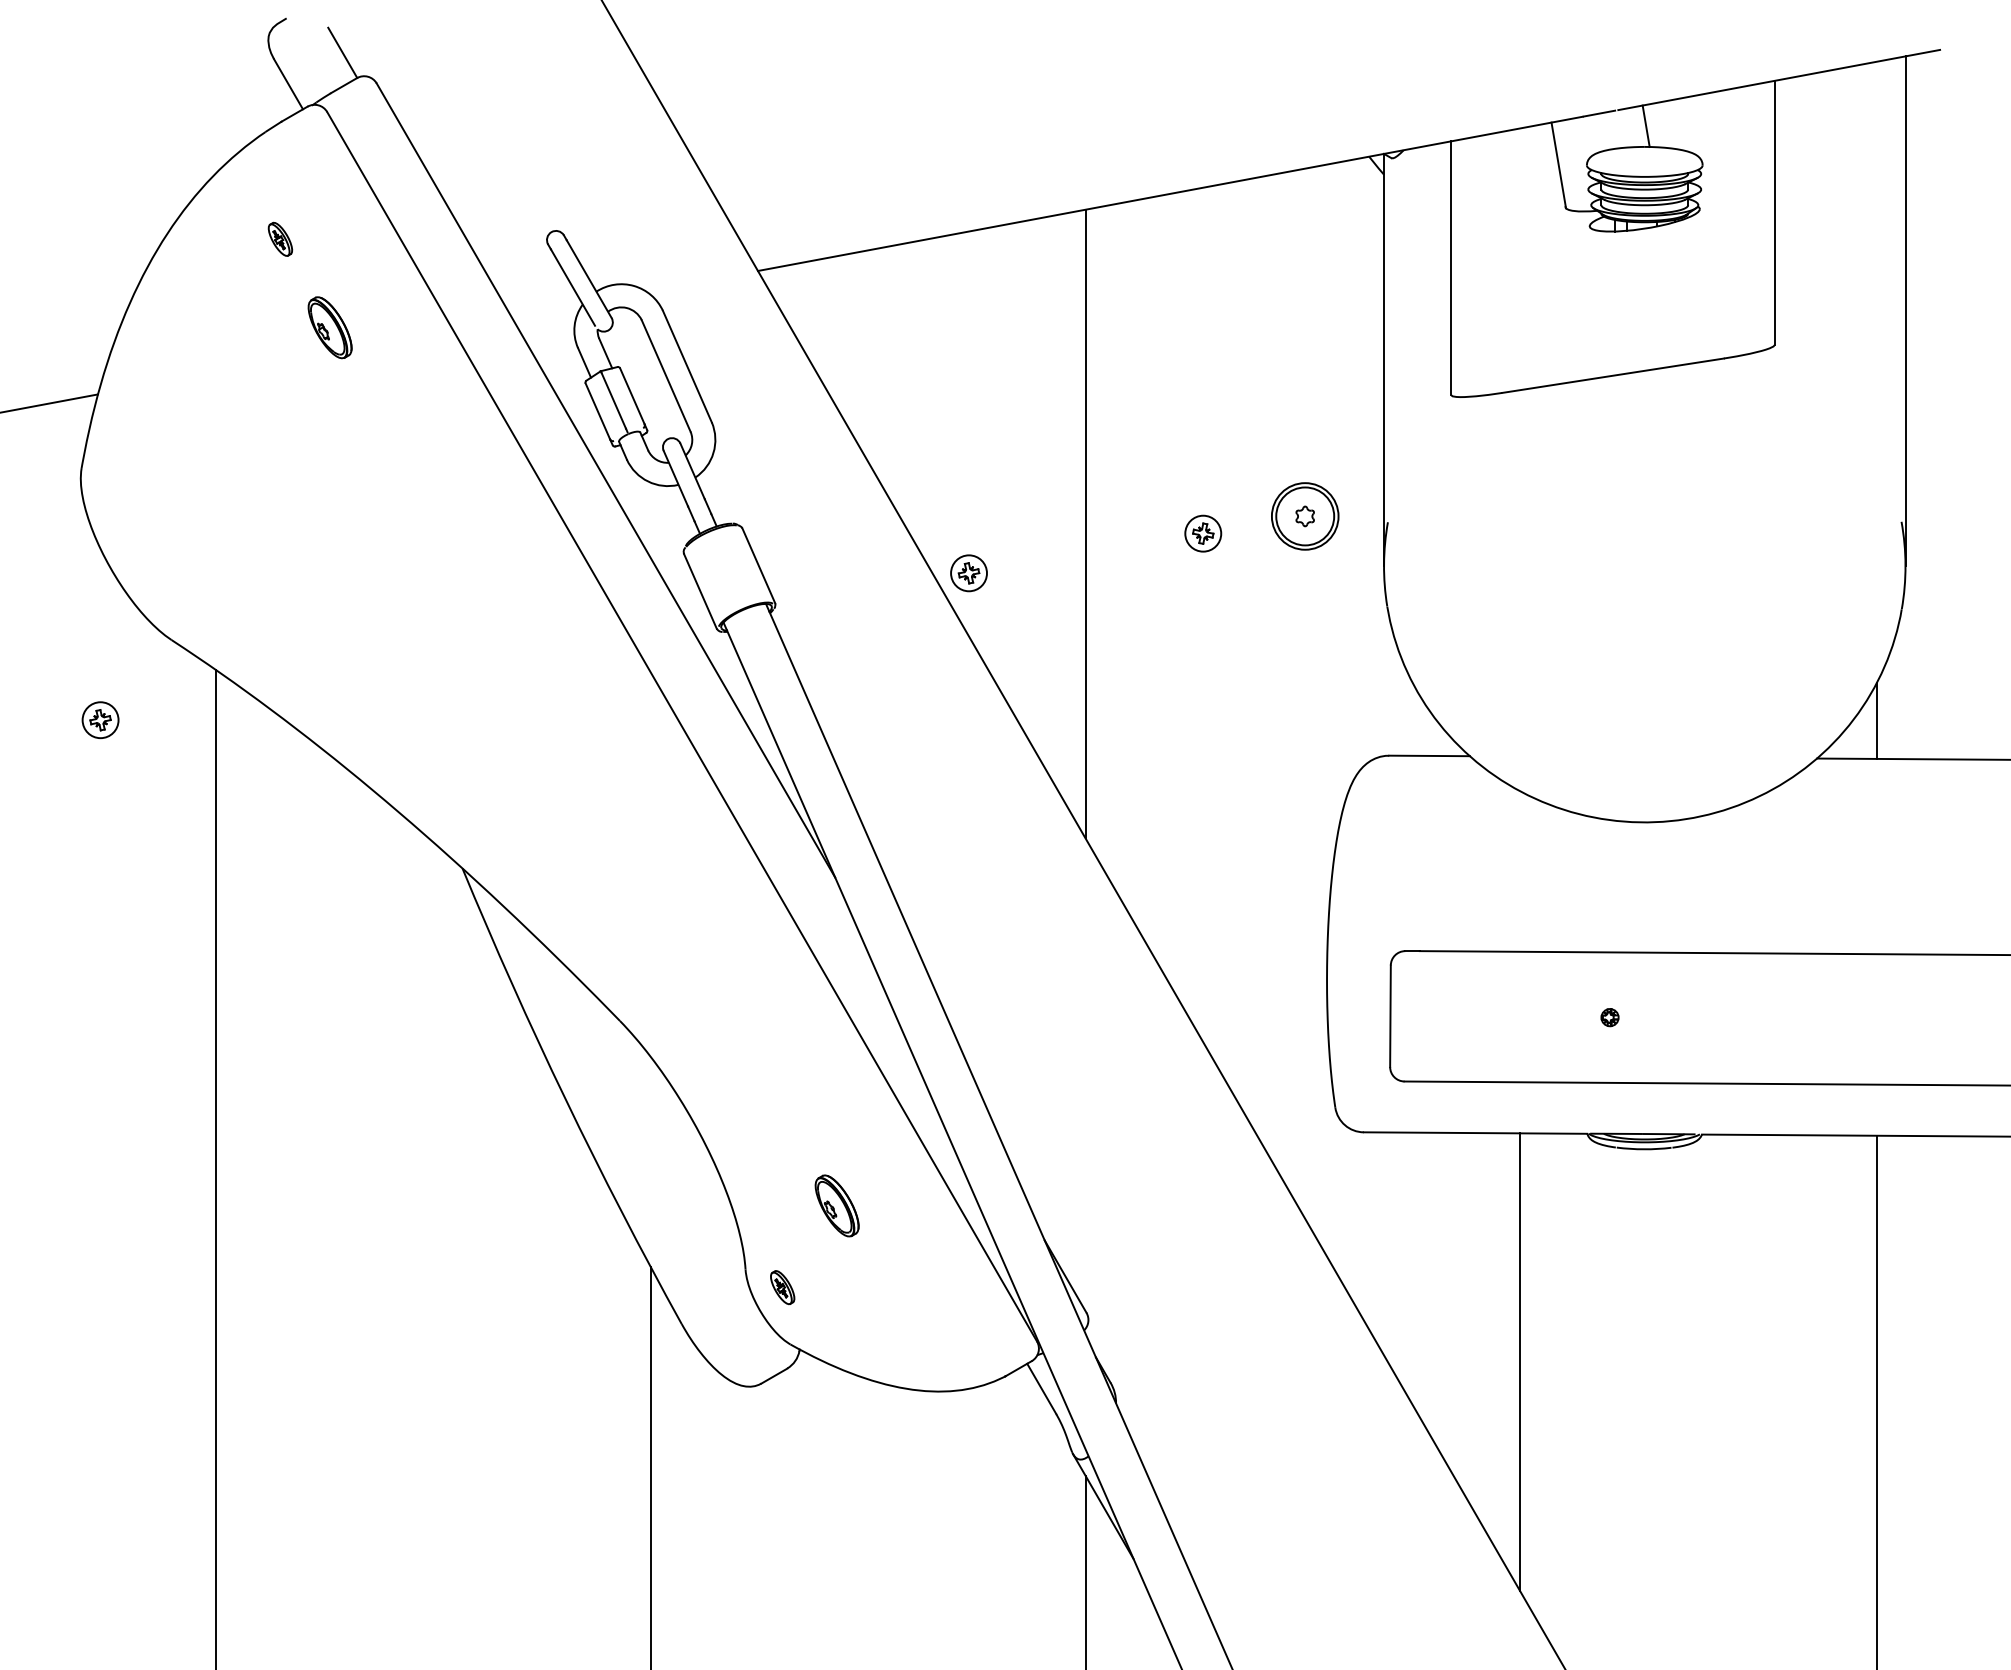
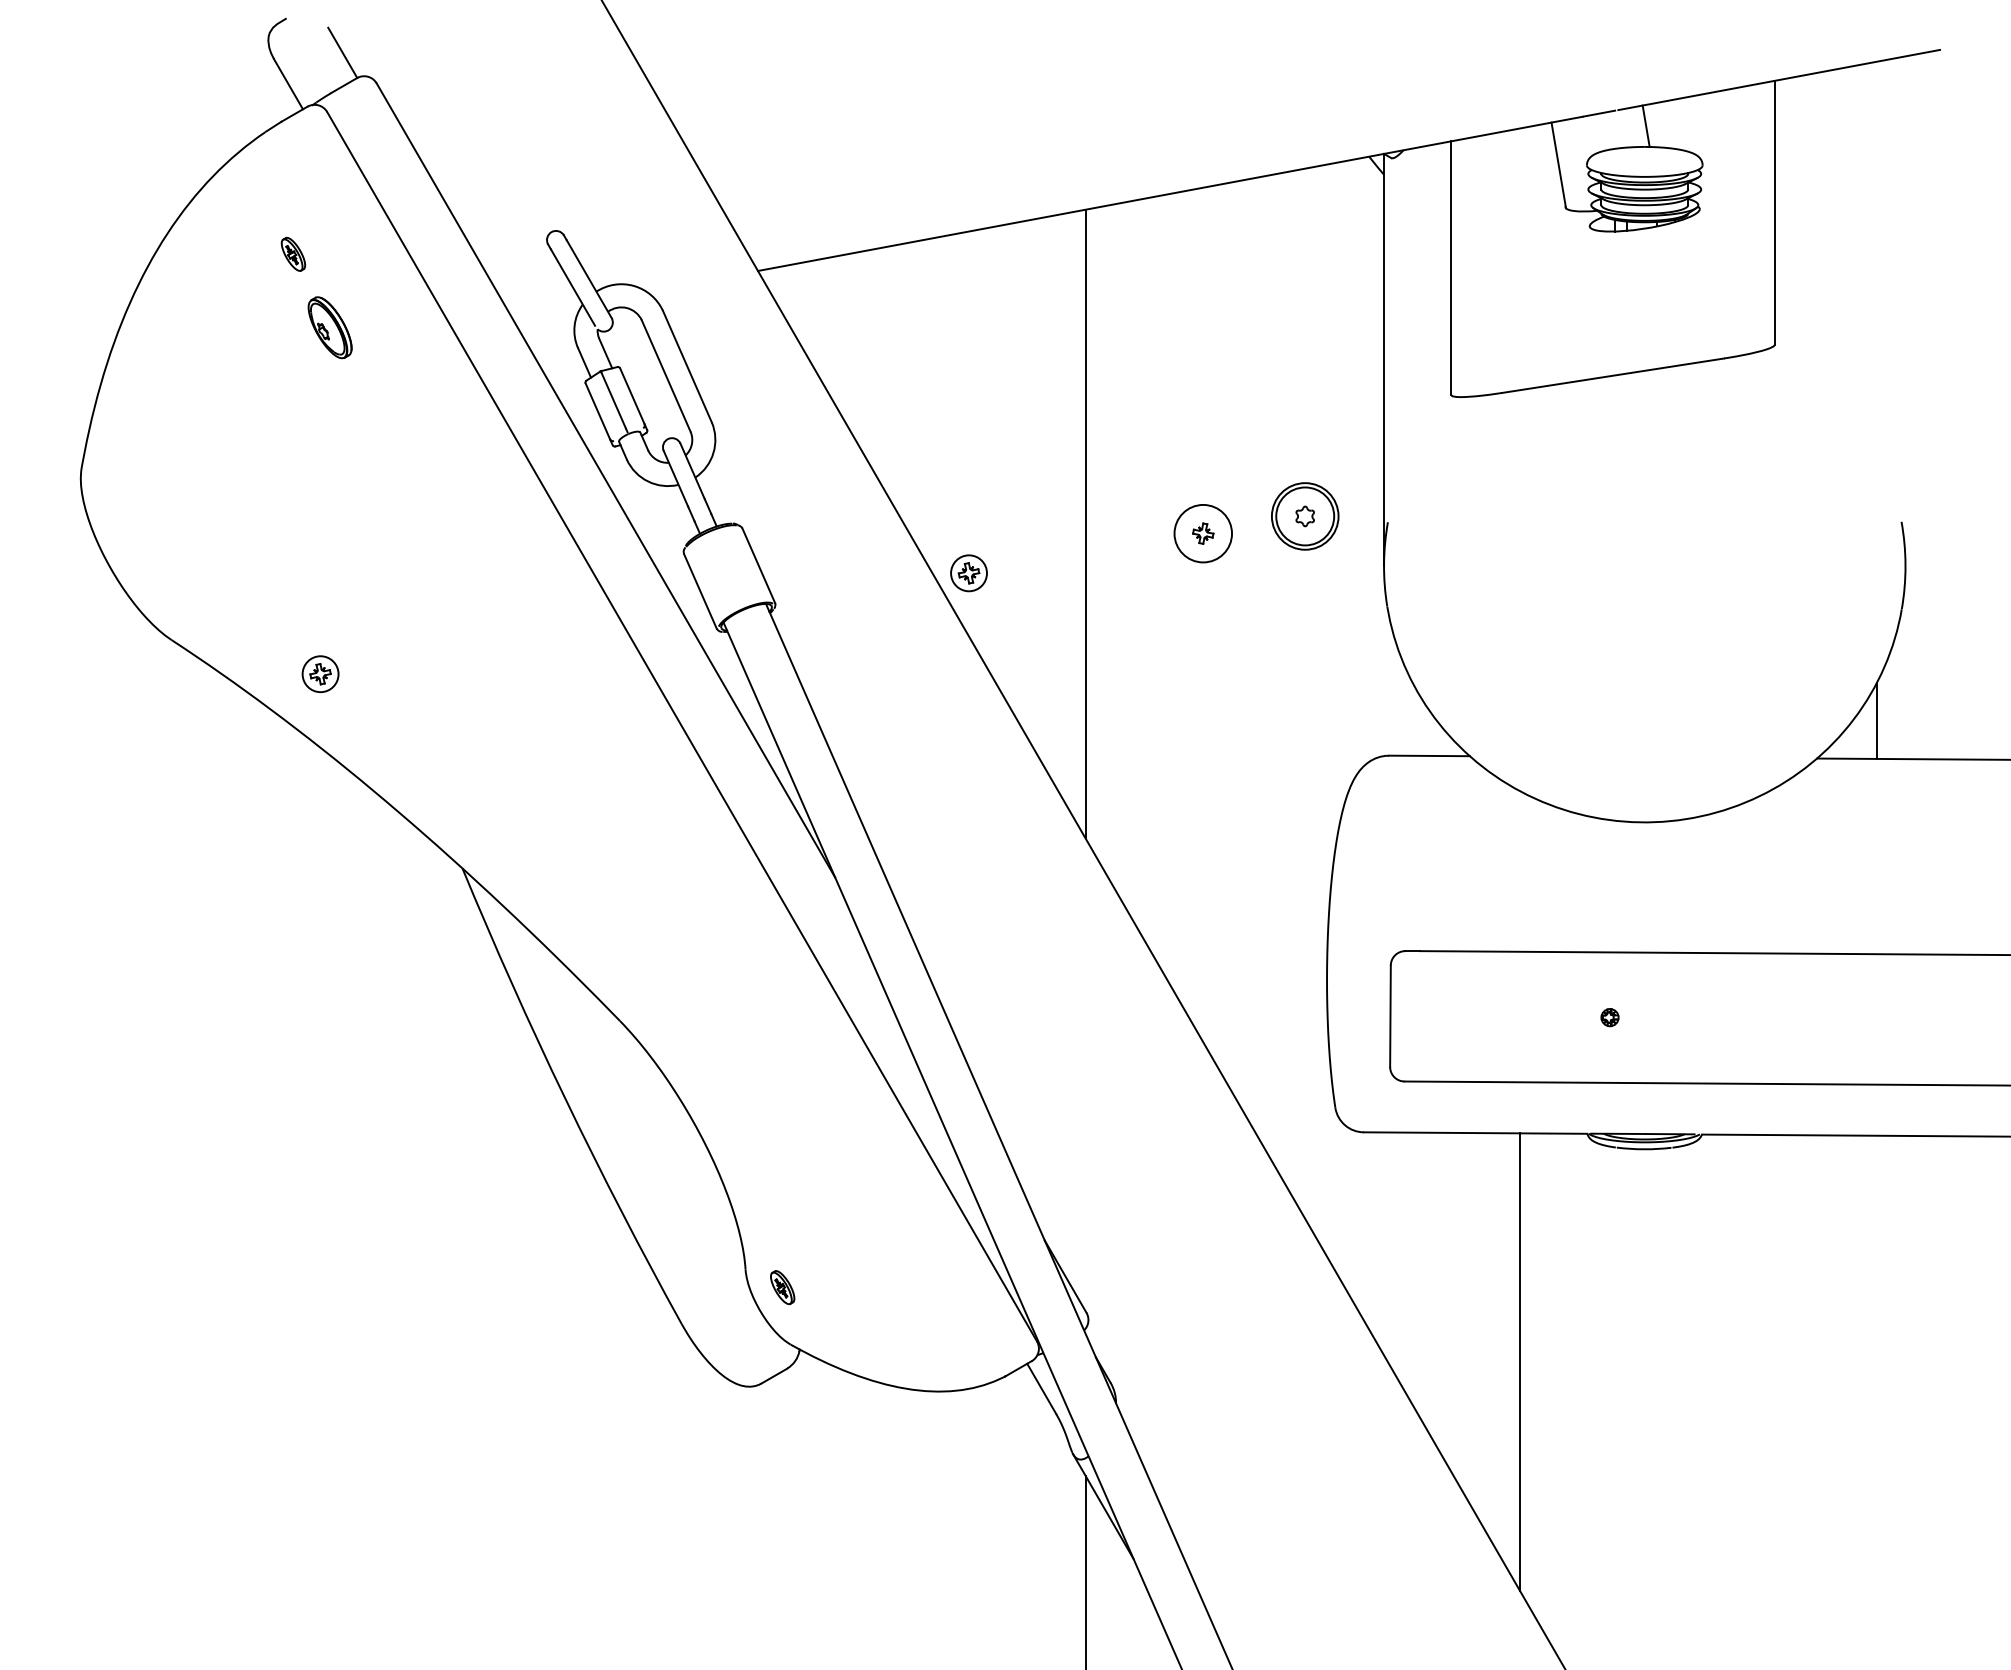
part position: (280, 238) -> (293, 253) (293, 253)
line: present -> none (1905, 311)
line: present -> none (49, 403)
circle diameter: 36 px -> 57 px (1203, 533)
part position: (100, 720) -> (320, 674) (320, 674)
line: present -> none (216, 1168)
part: present -> none (836, 1205)
line: present -> none (1876, 1400)
line: present -> none (651, 1466)
